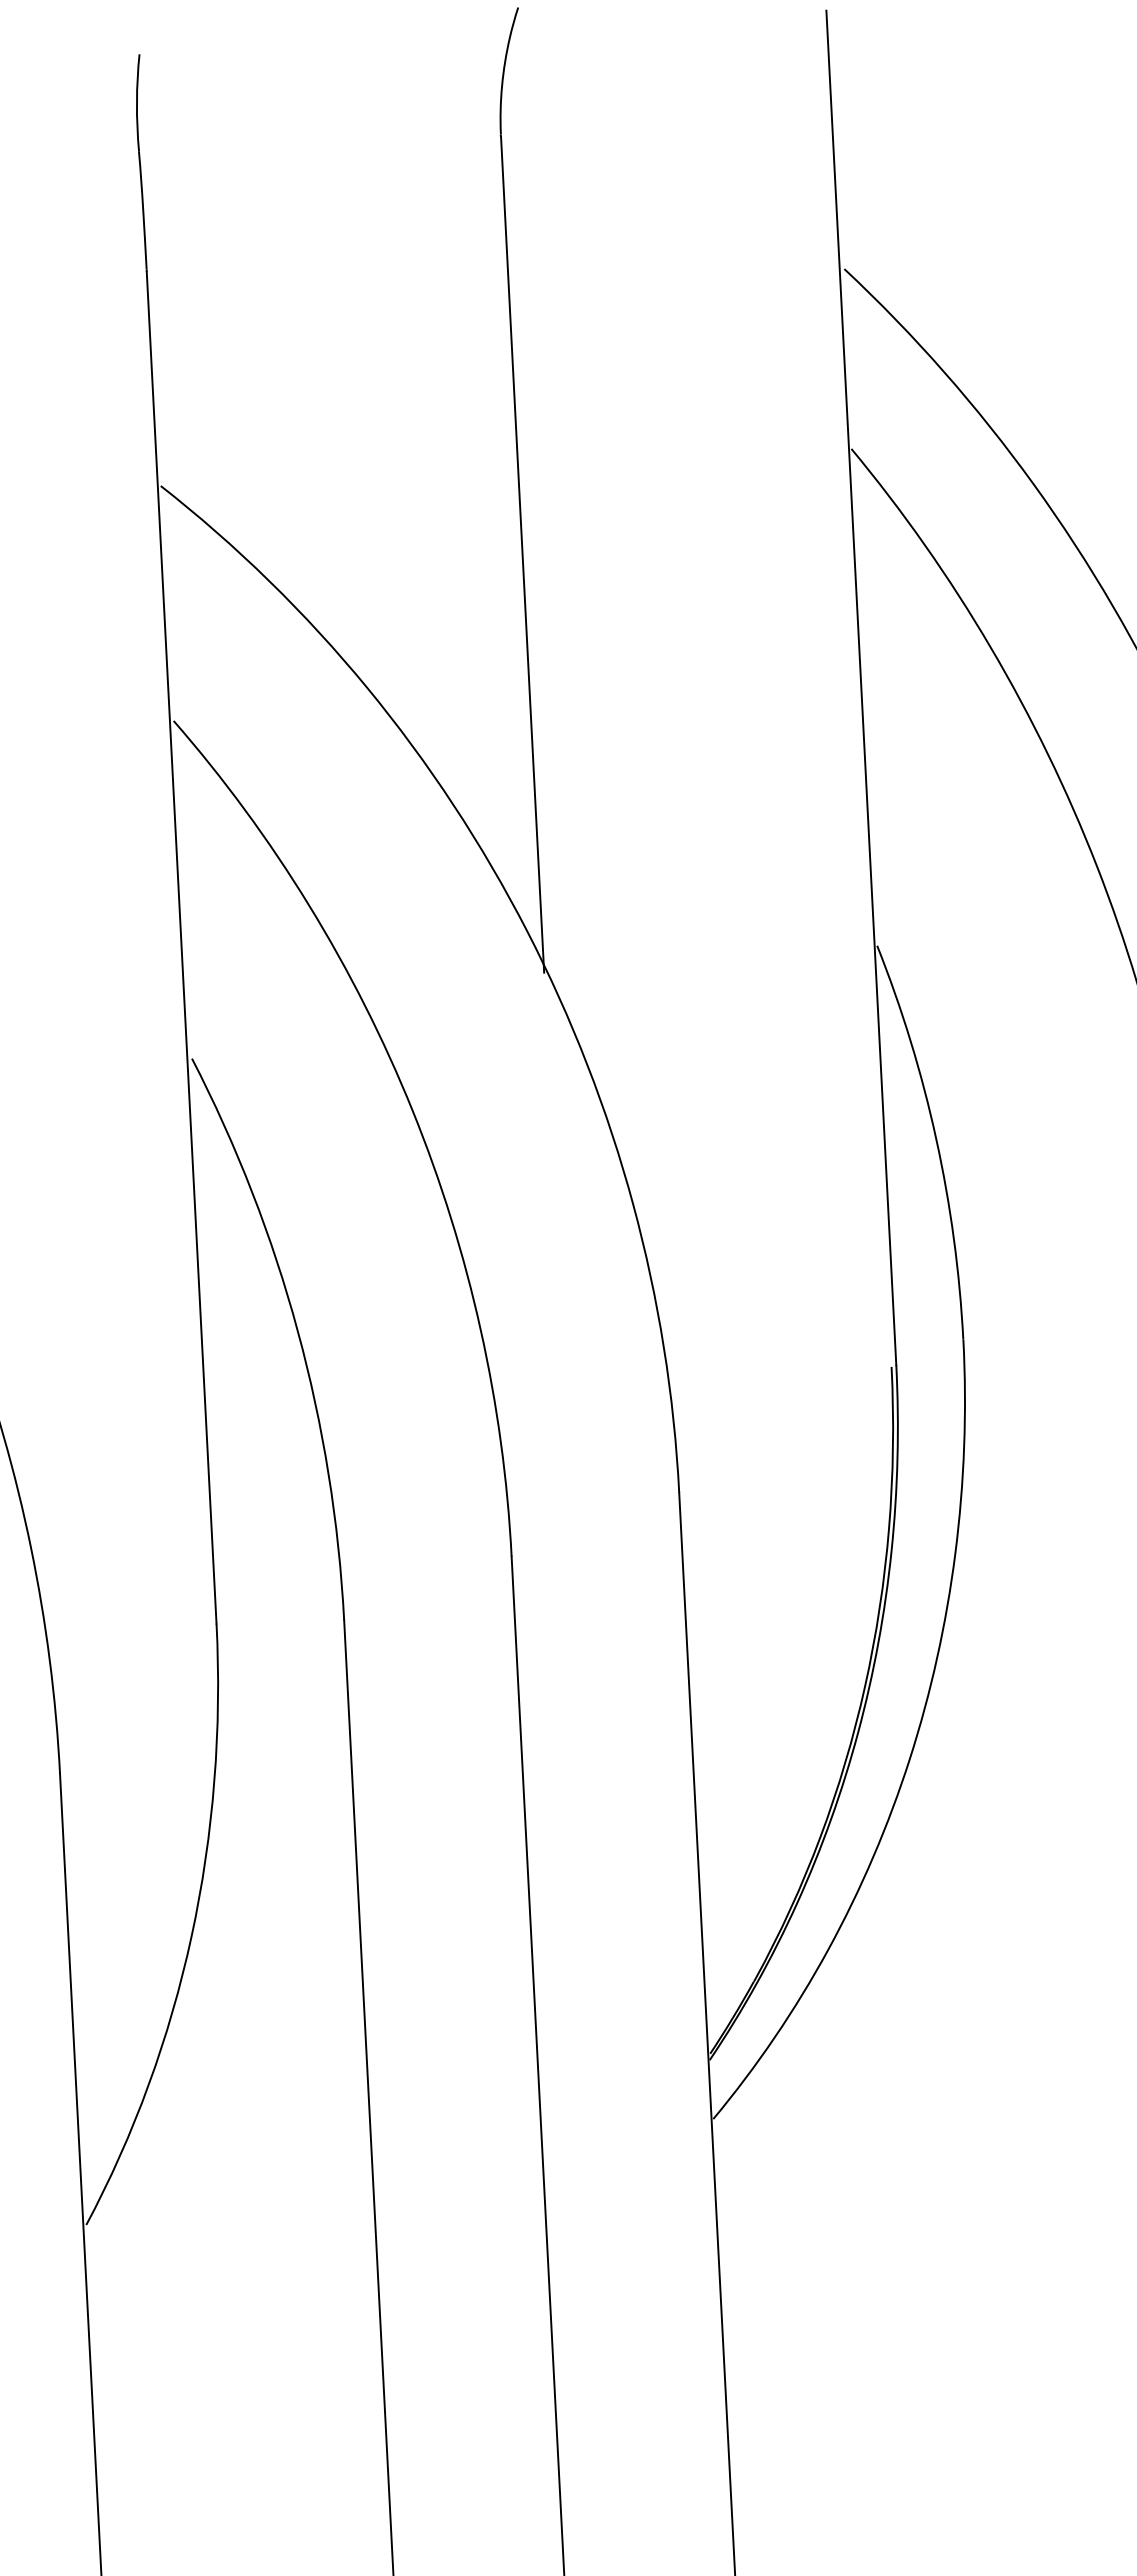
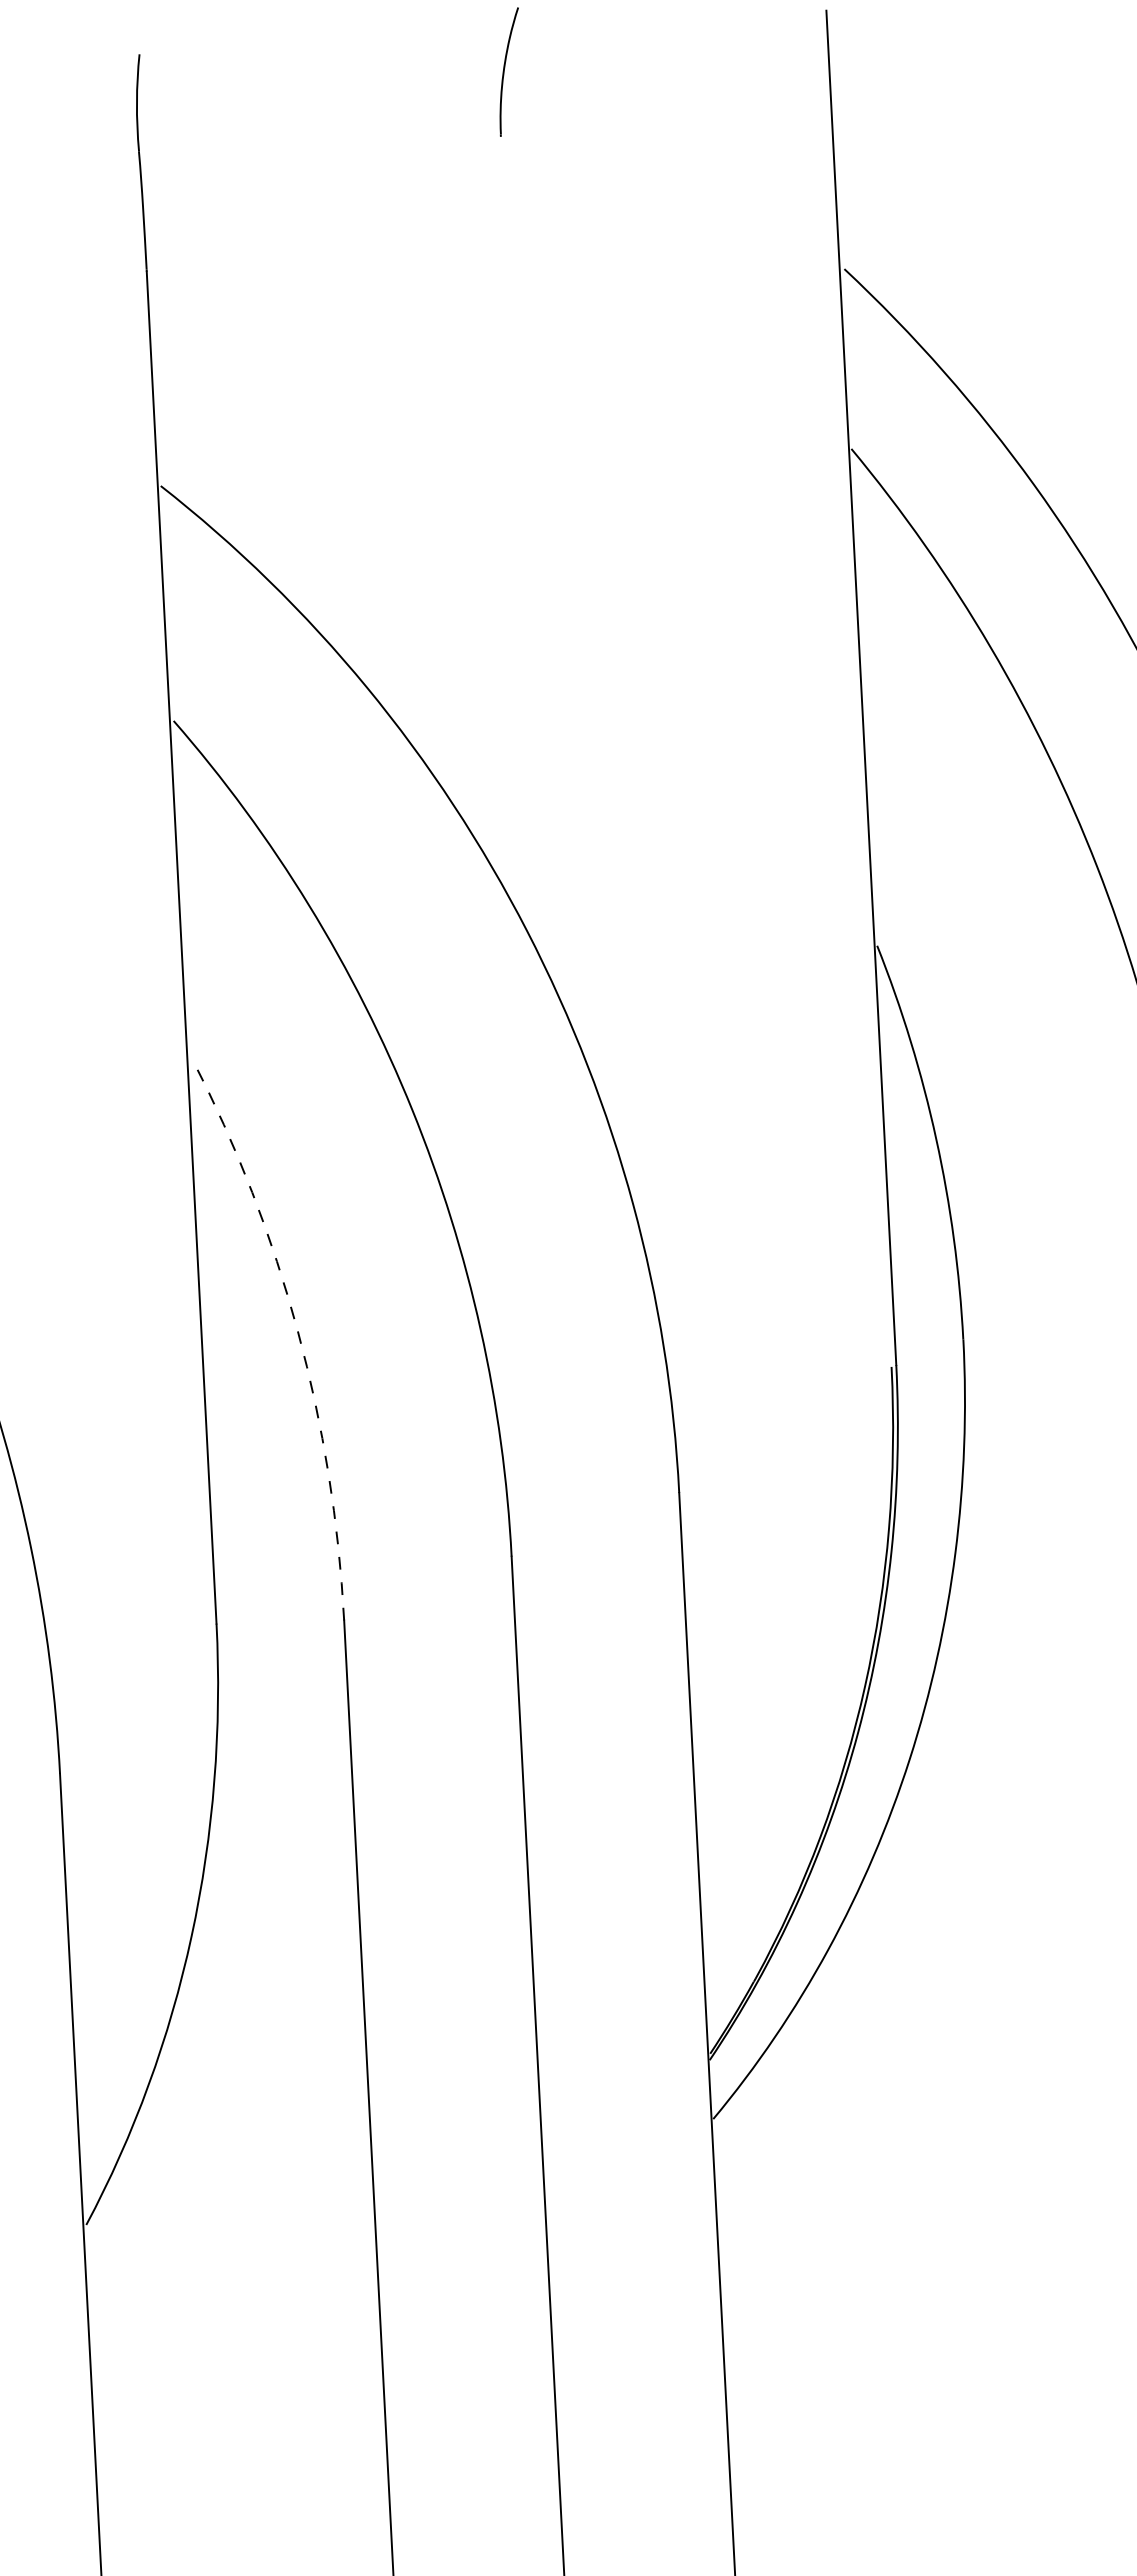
line: present -> none (522, 554)
arc: solid -> dashed (297, 1331)
